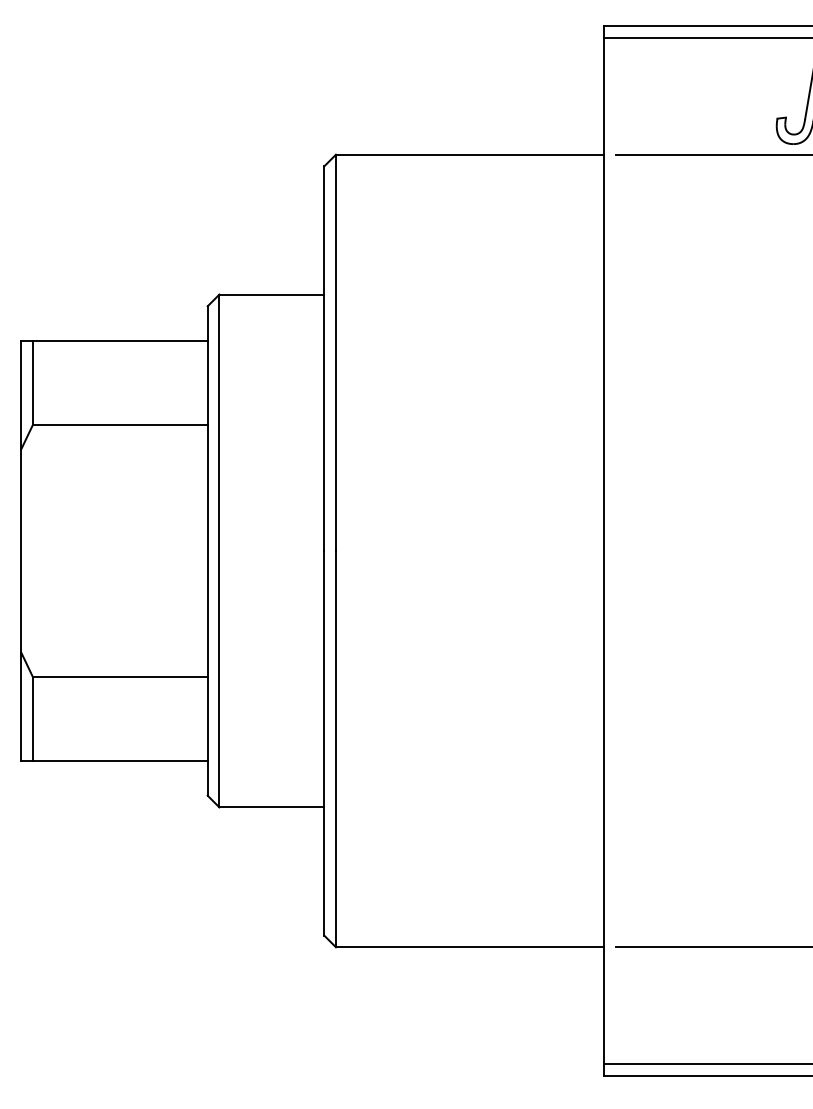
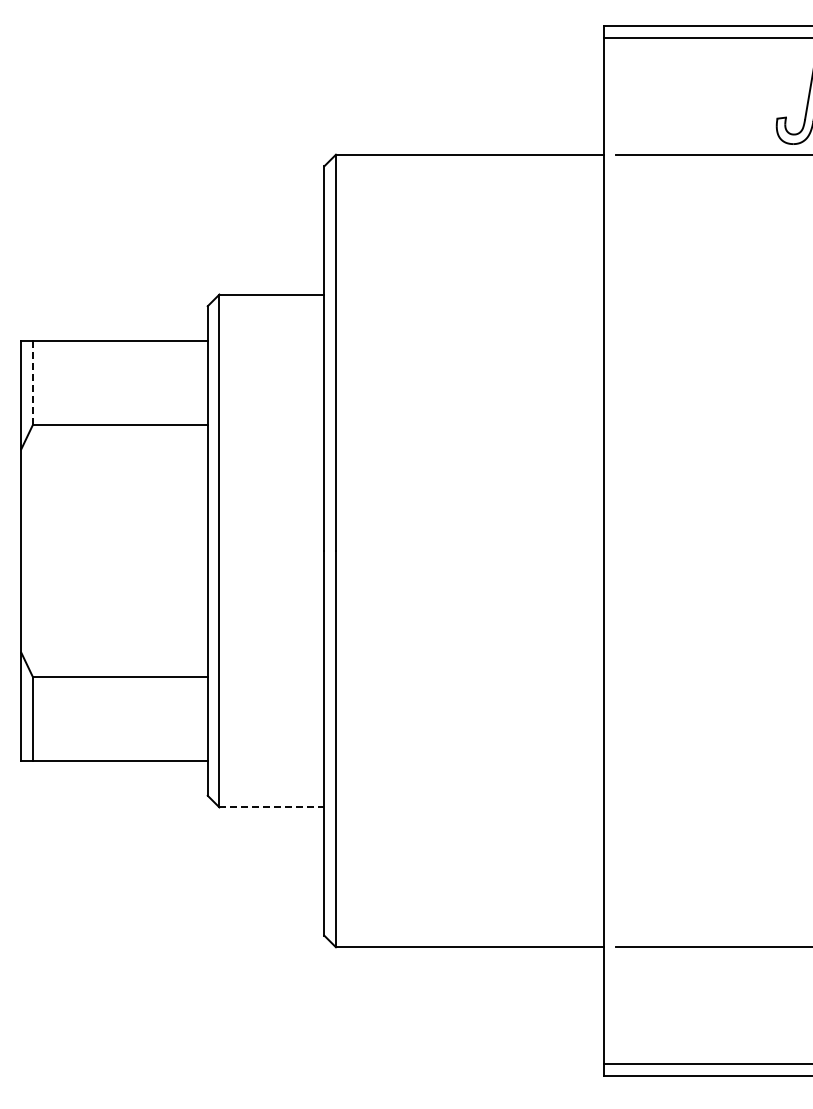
line: solid -> dashed (32, 383)
line: solid -> dashed (272, 807)
